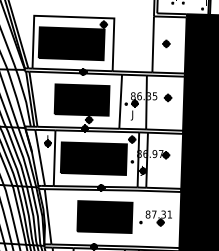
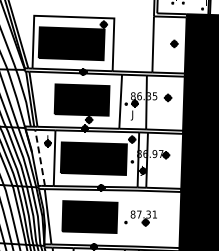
part position: (166, 43) -> (174, 43) (174, 43)
line: solid -> dashed (40, 157)
part position: (123, 216) -> (108, 216) (108, 216)
